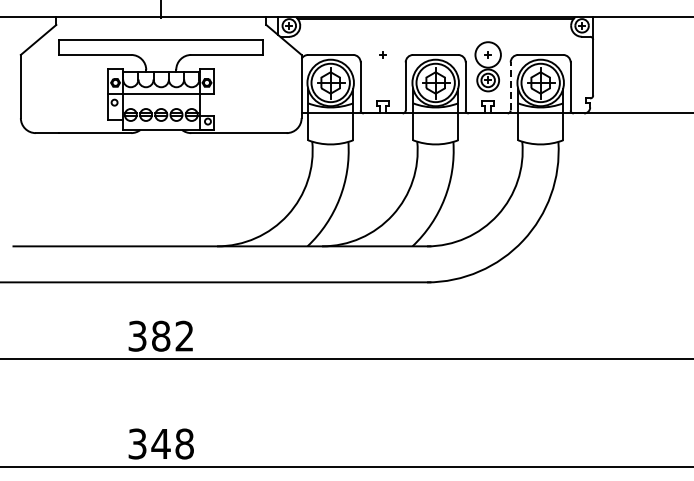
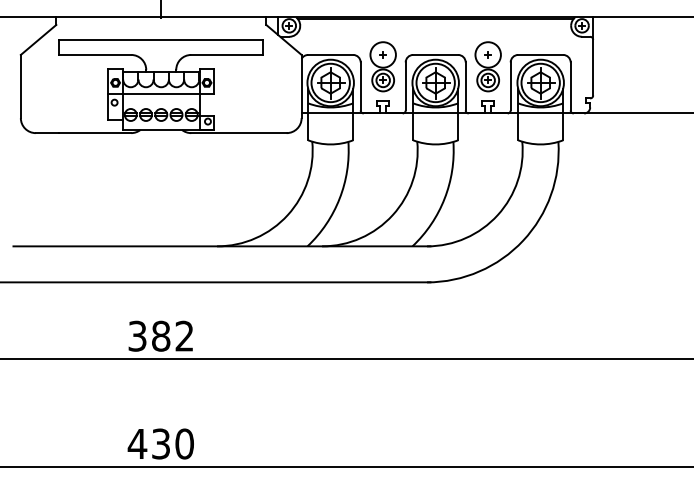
part: none -> present (382, 66)
line: dashed -> solid (510, 86)
text: 348 -> 430 (160, 443)
